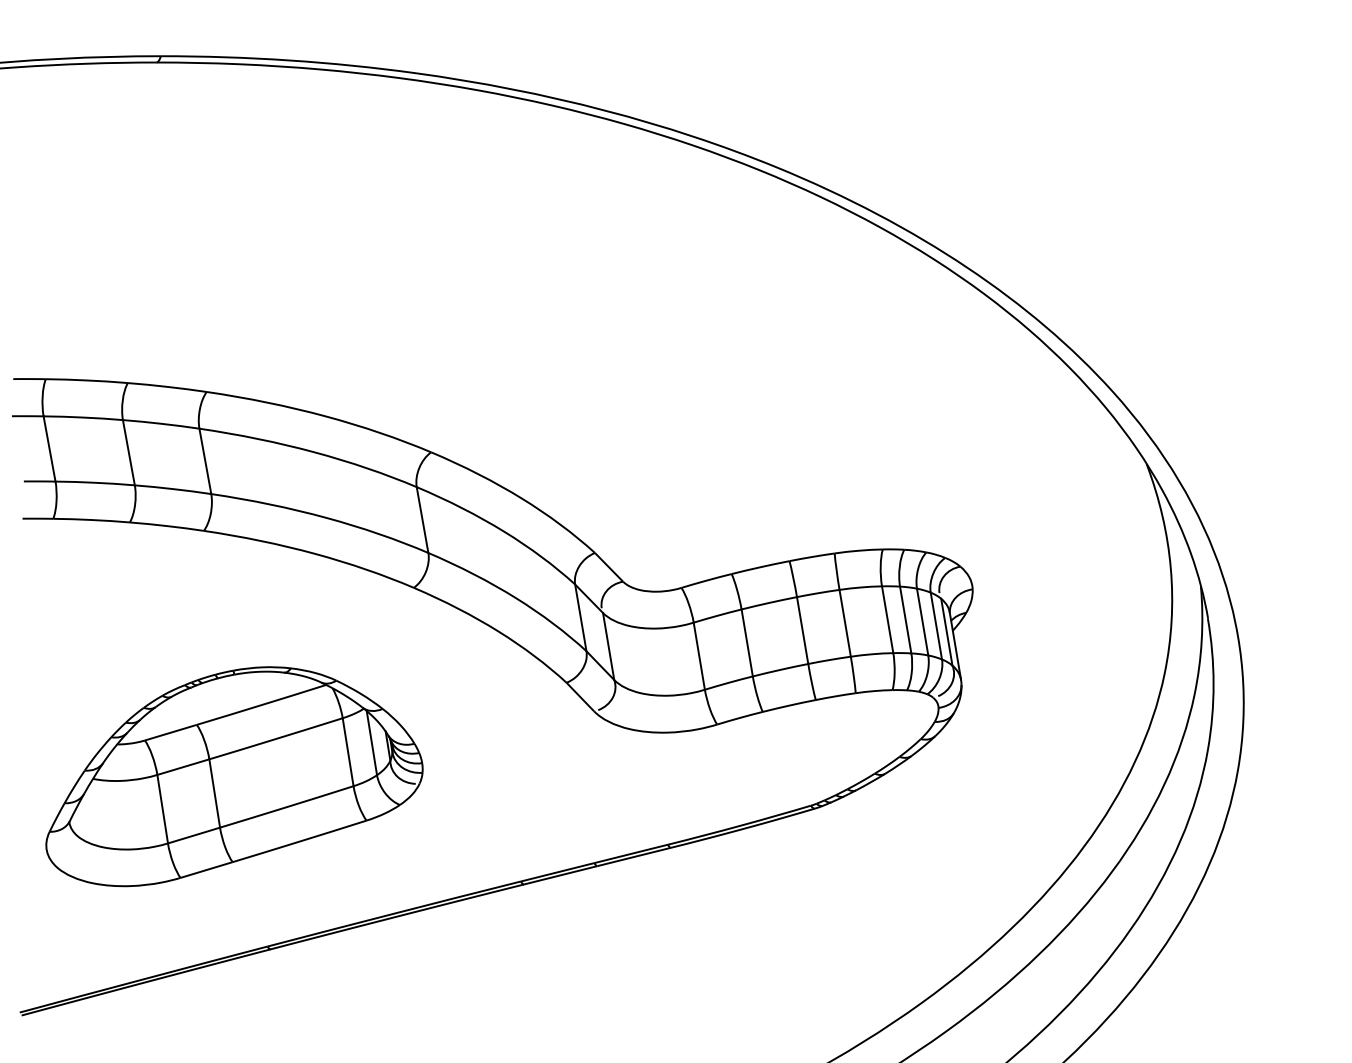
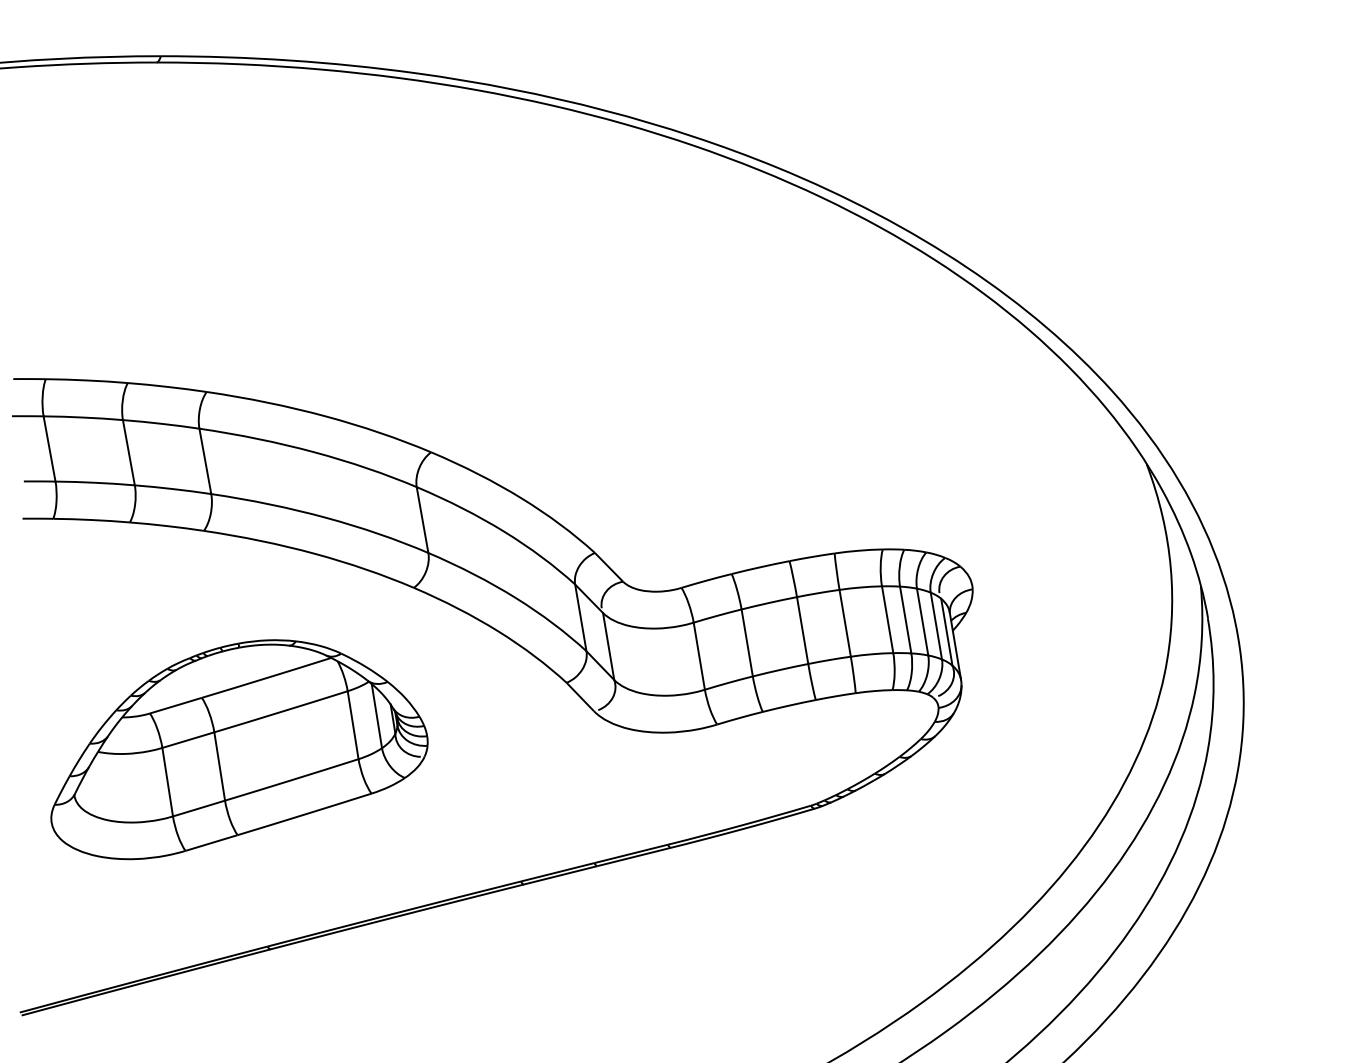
part position: (234, 776) -> (239, 749) (239, 749)
